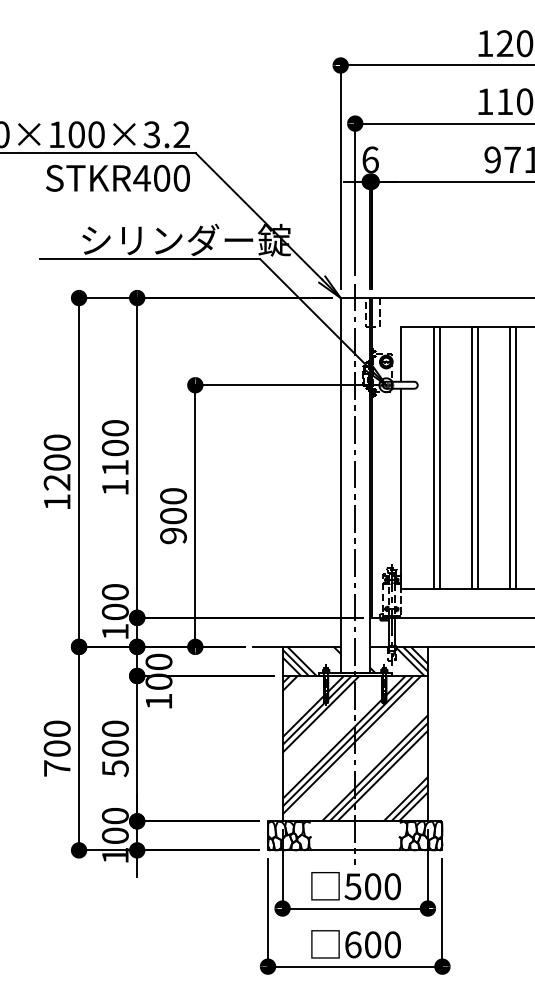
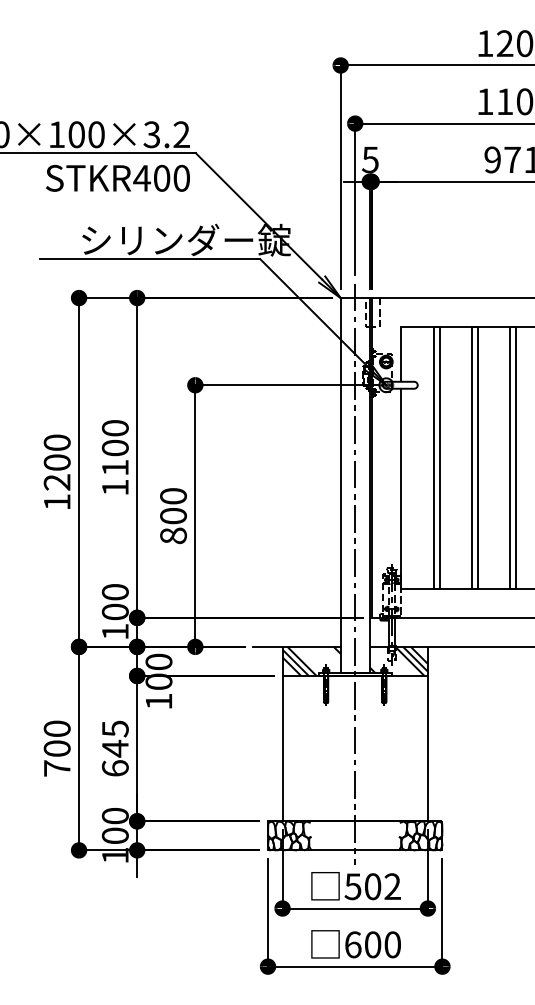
text: 6 -> 5 (370, 159)
text: 900 -> 800 (173, 535)
text: 500 -> 645 (114, 748)
hatch: present -> none (354, 748)
text: 500 -> 502 (392, 886)
